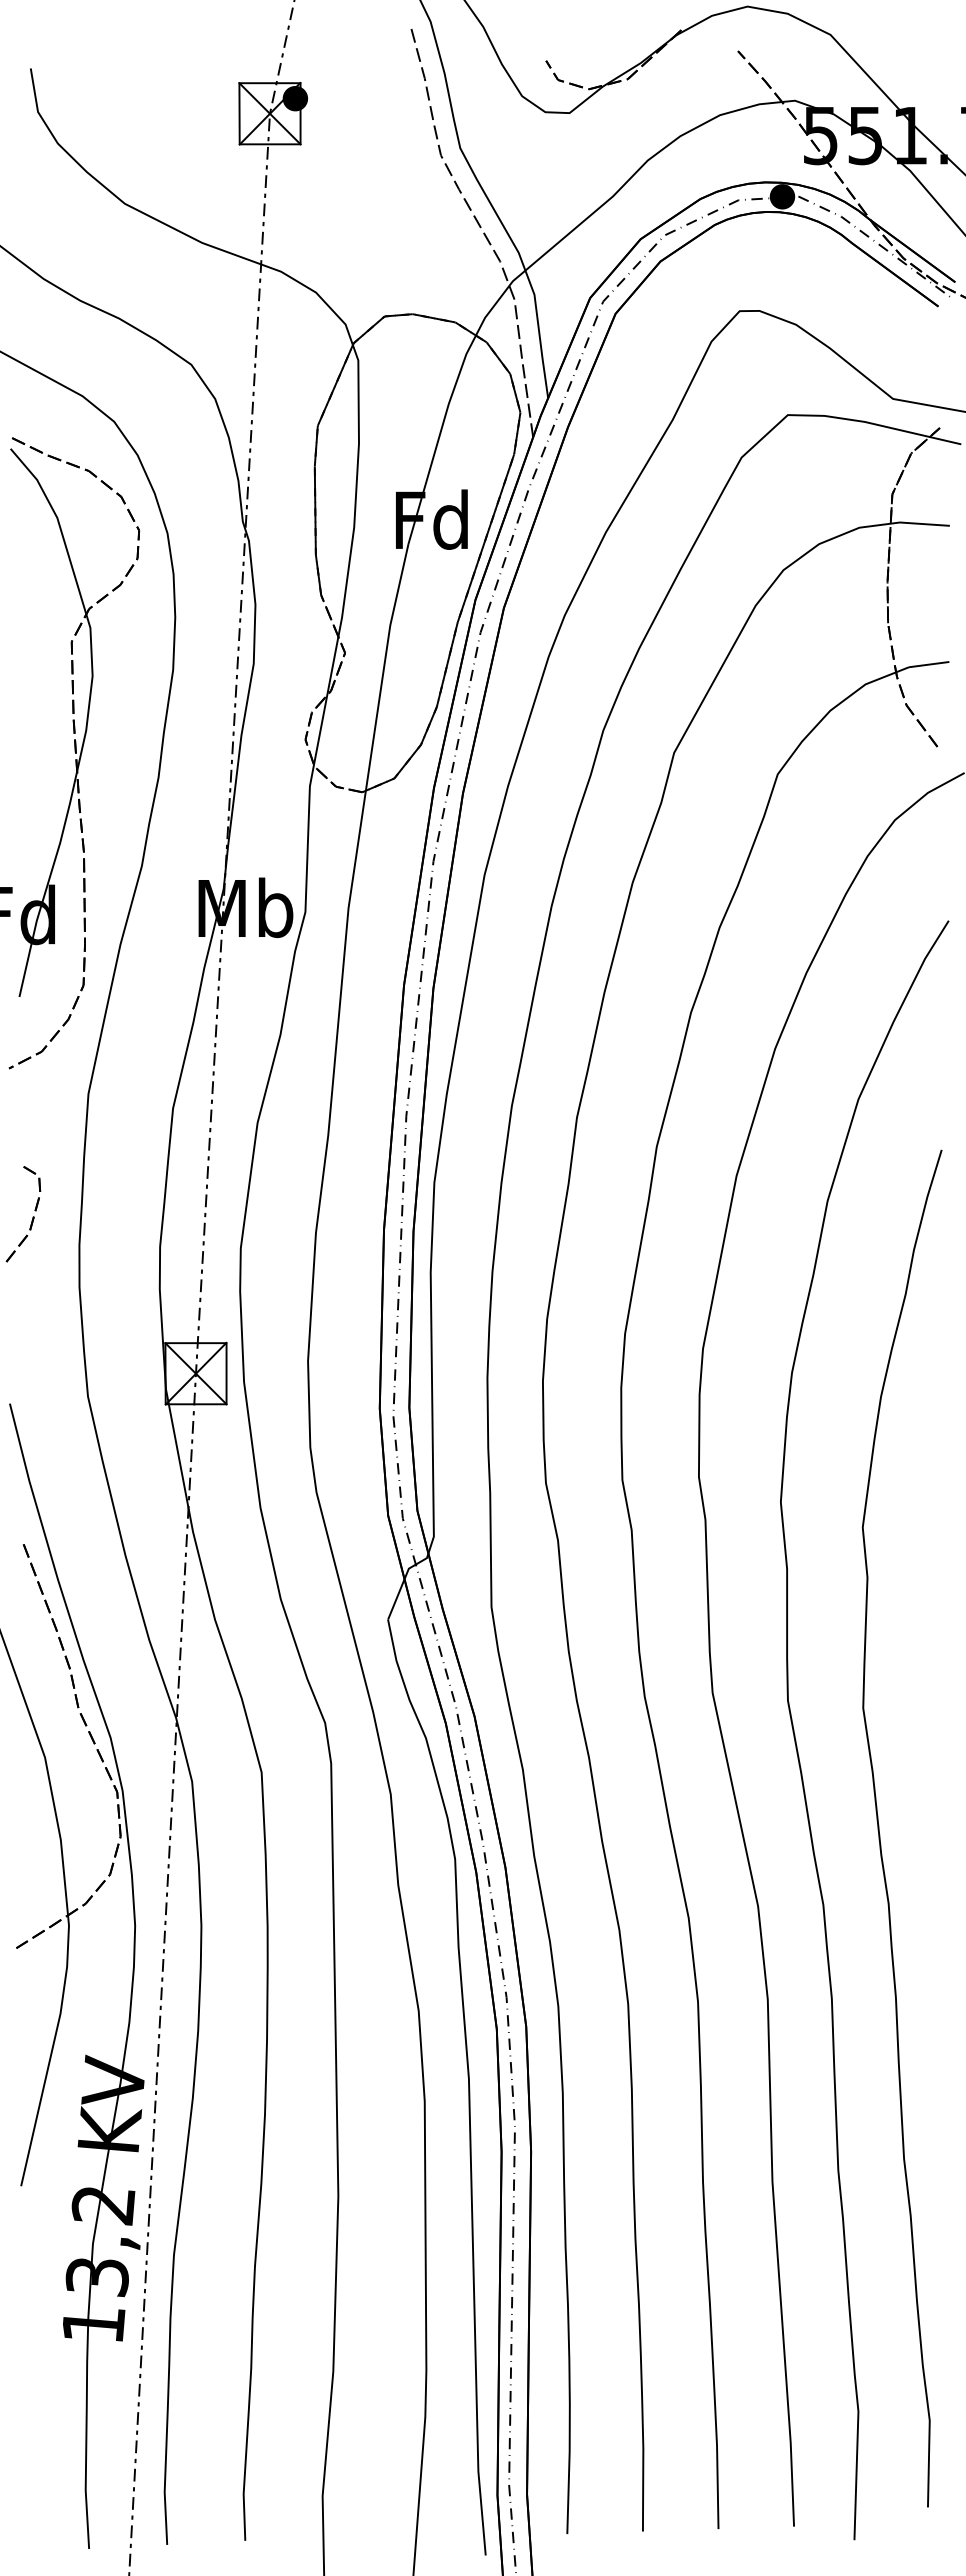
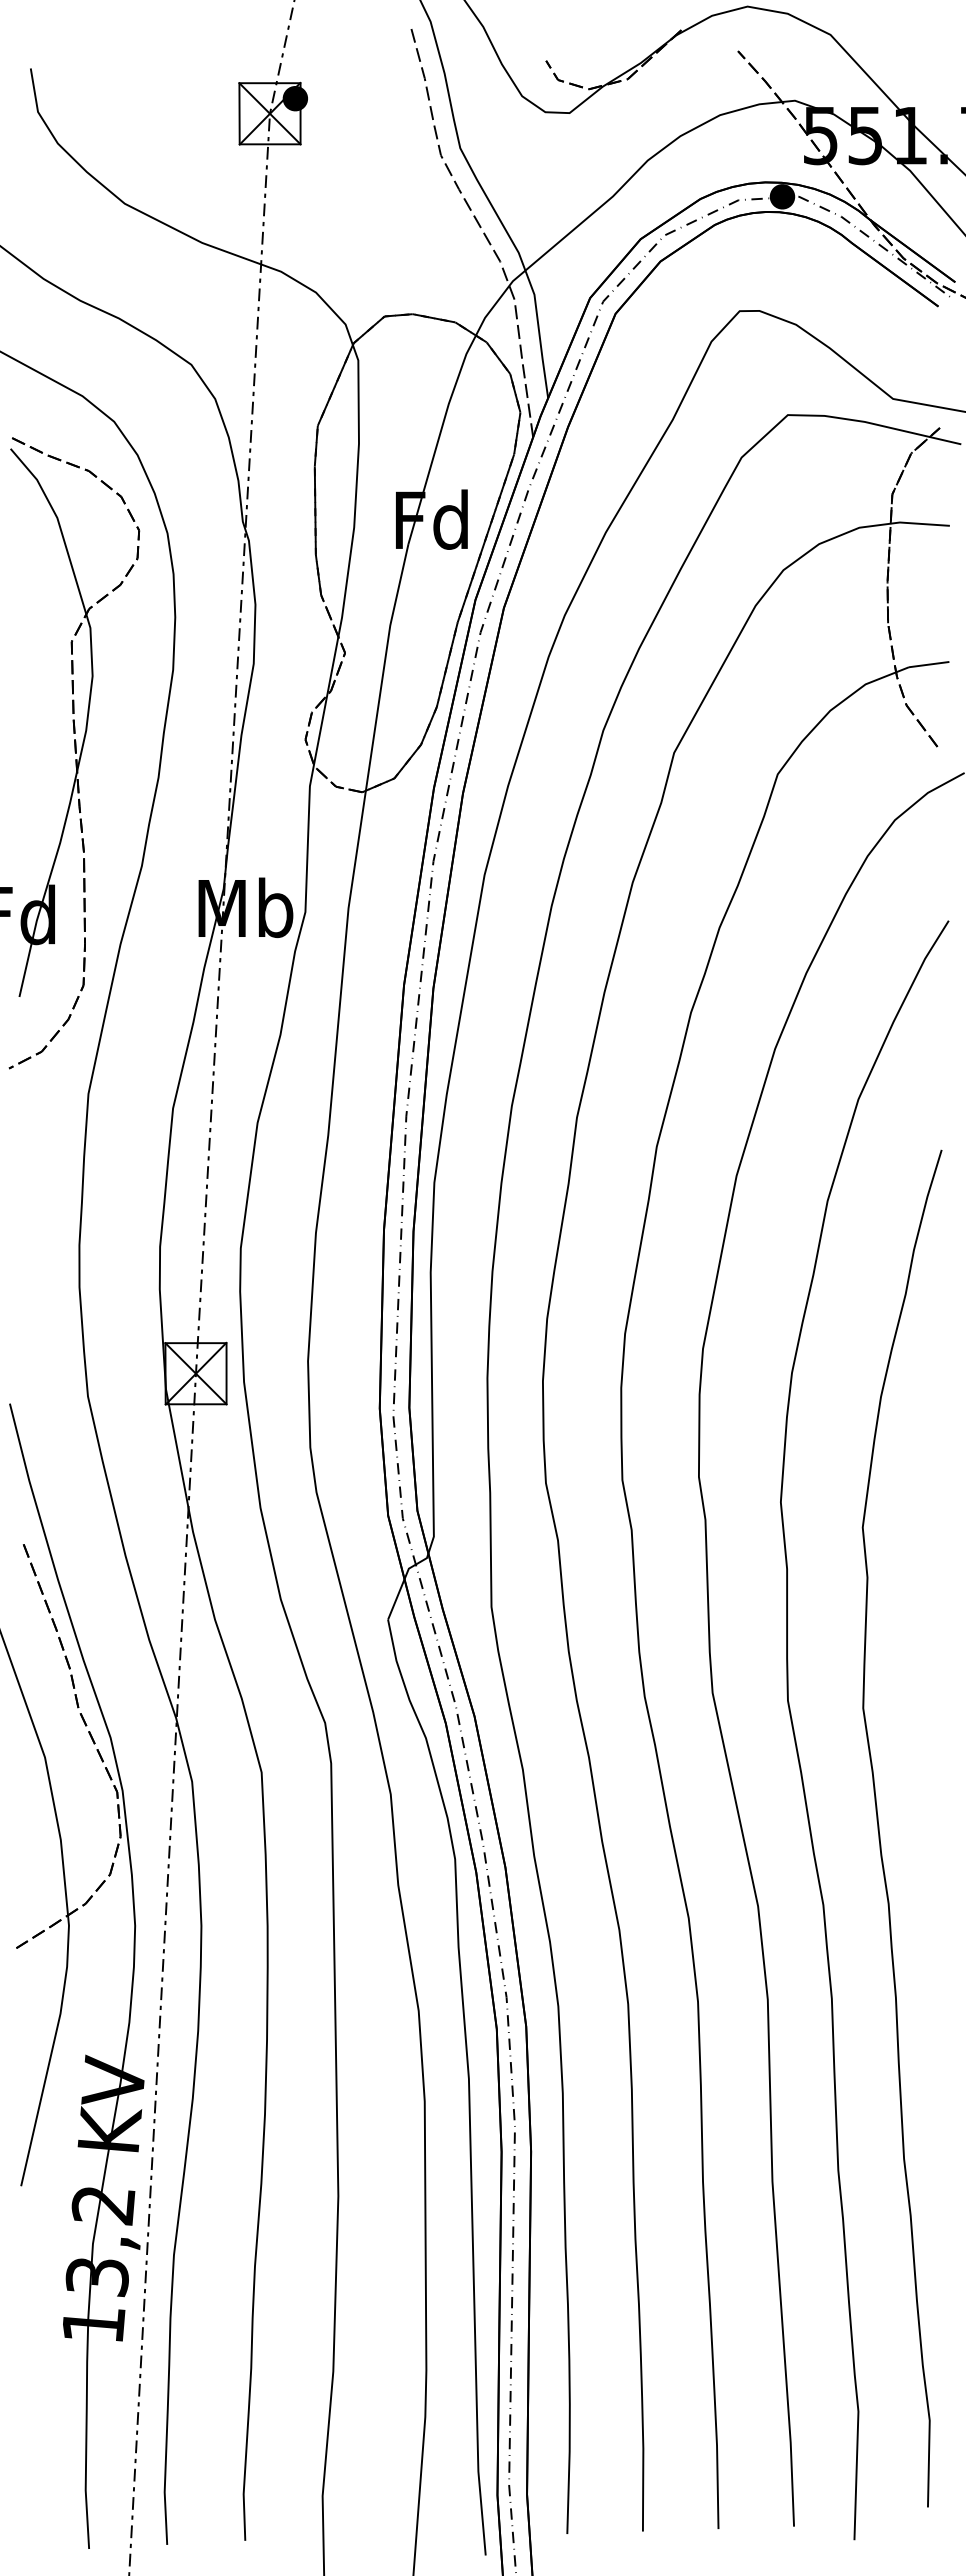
part: present -> none (32, 1217)
